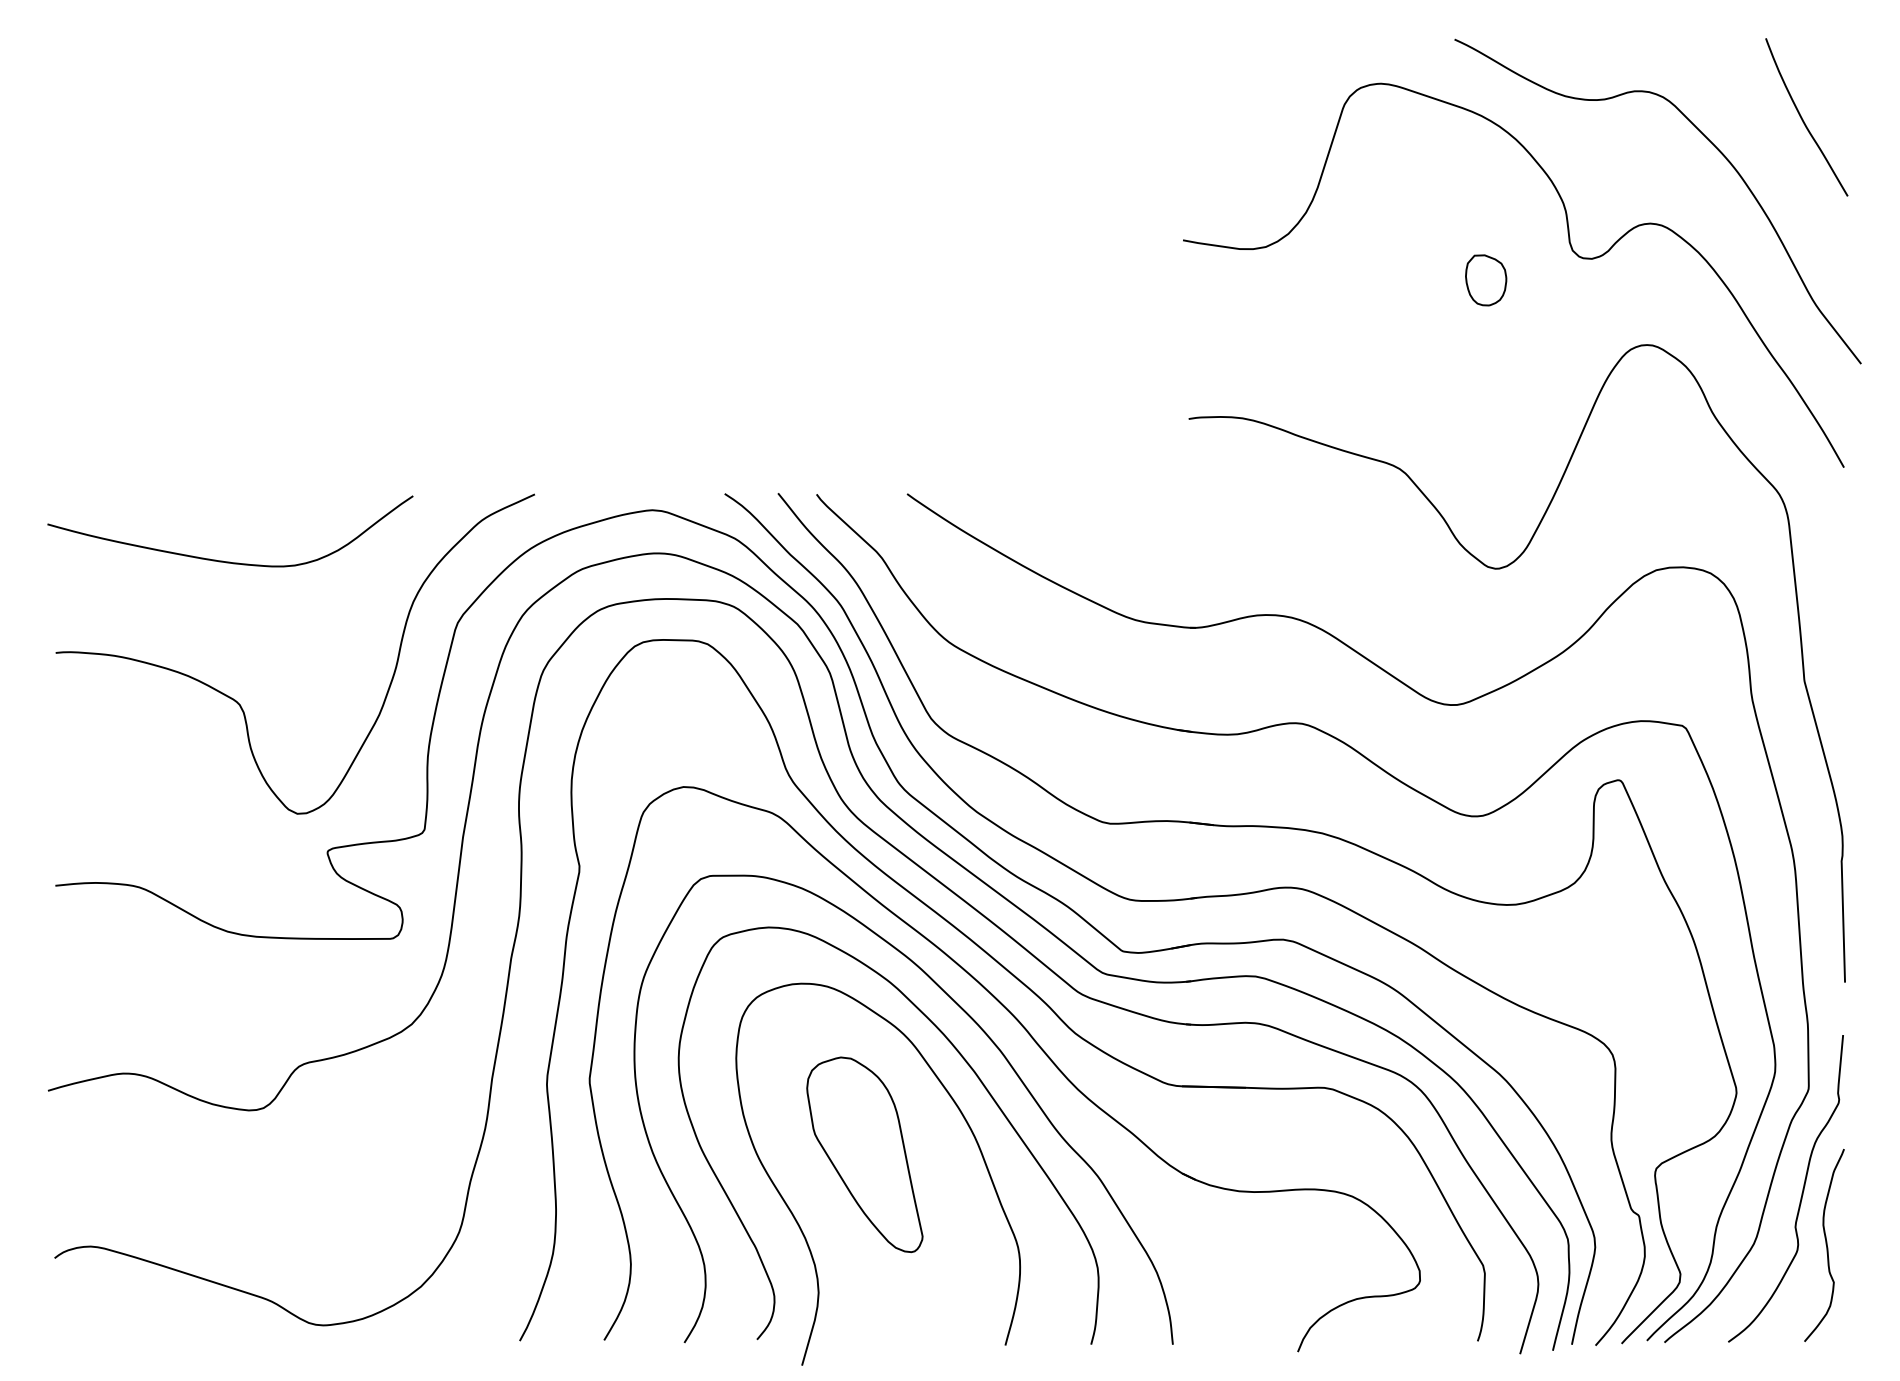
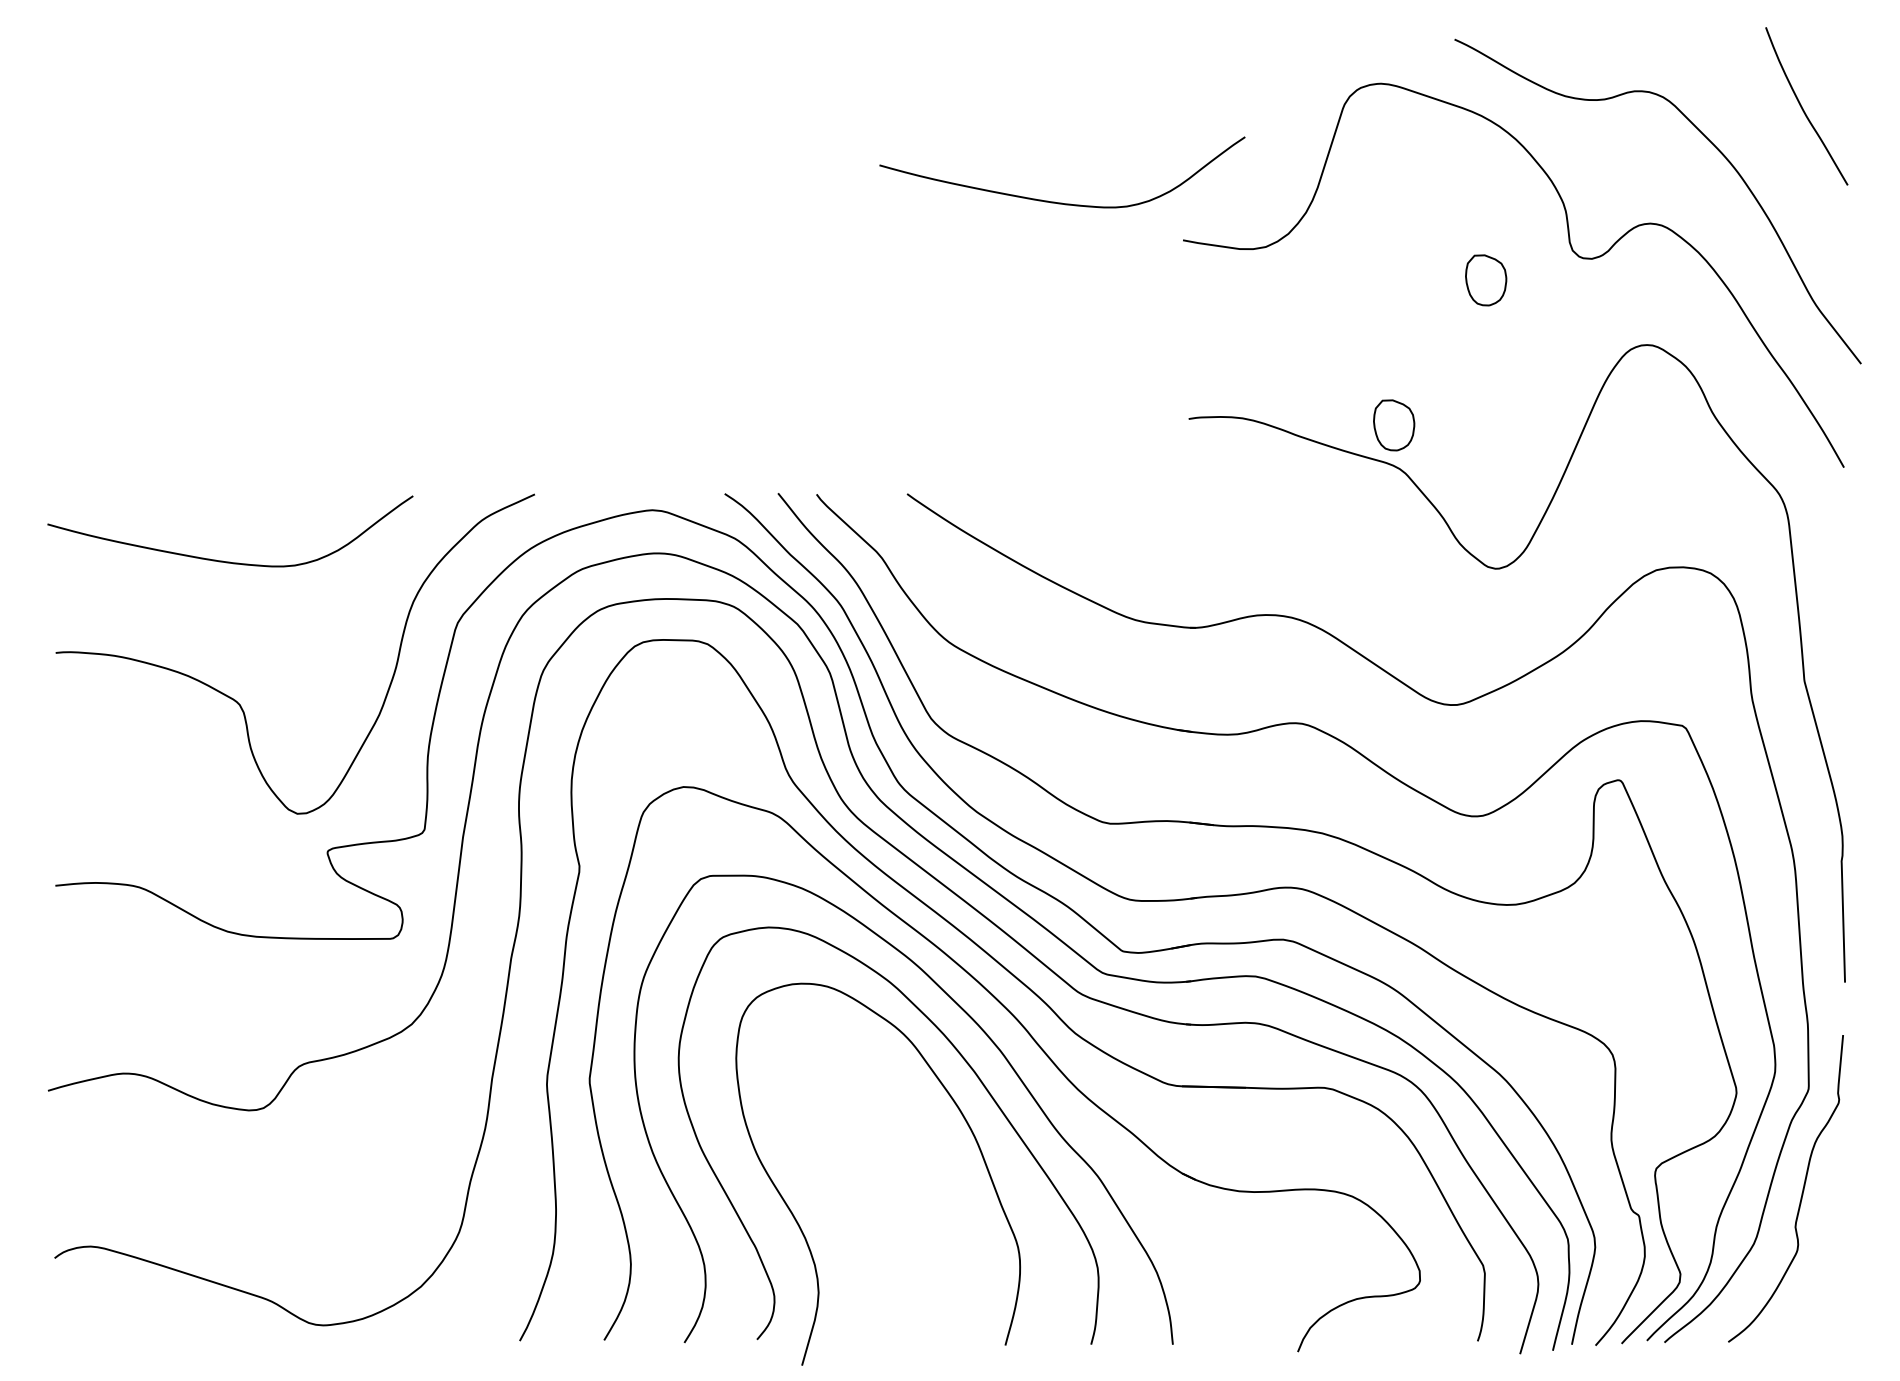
curve position: (1803, 119) -> (1803, 108) (1803, 108)
curve: none -> present (1062, 202)
part: none -> present (1394, 425)
part: present -> none (864, 1154)
curve: present -> none (1825, 1244)
